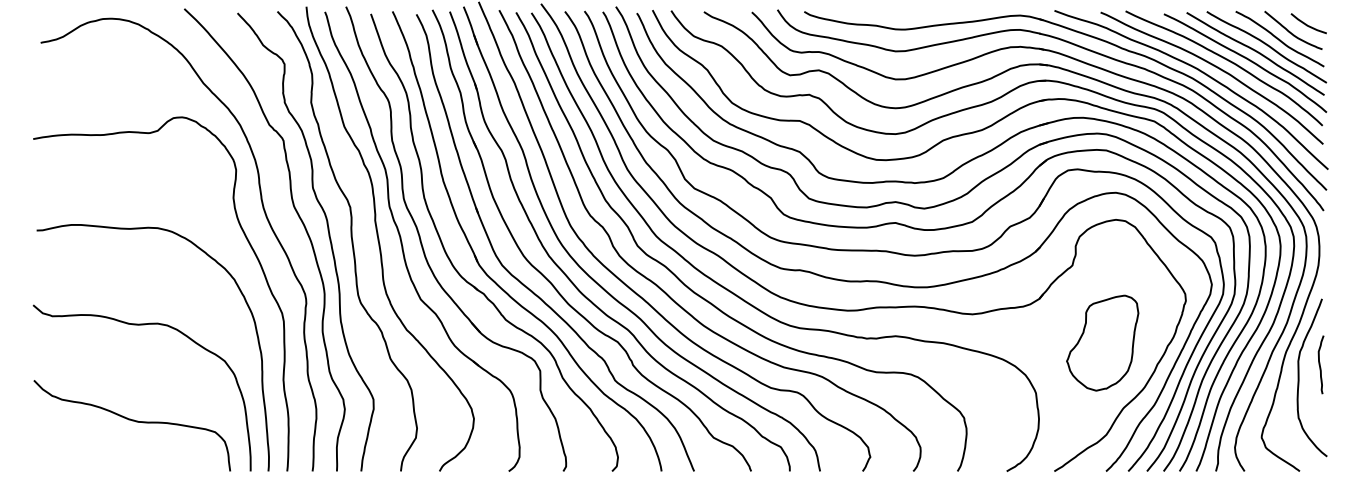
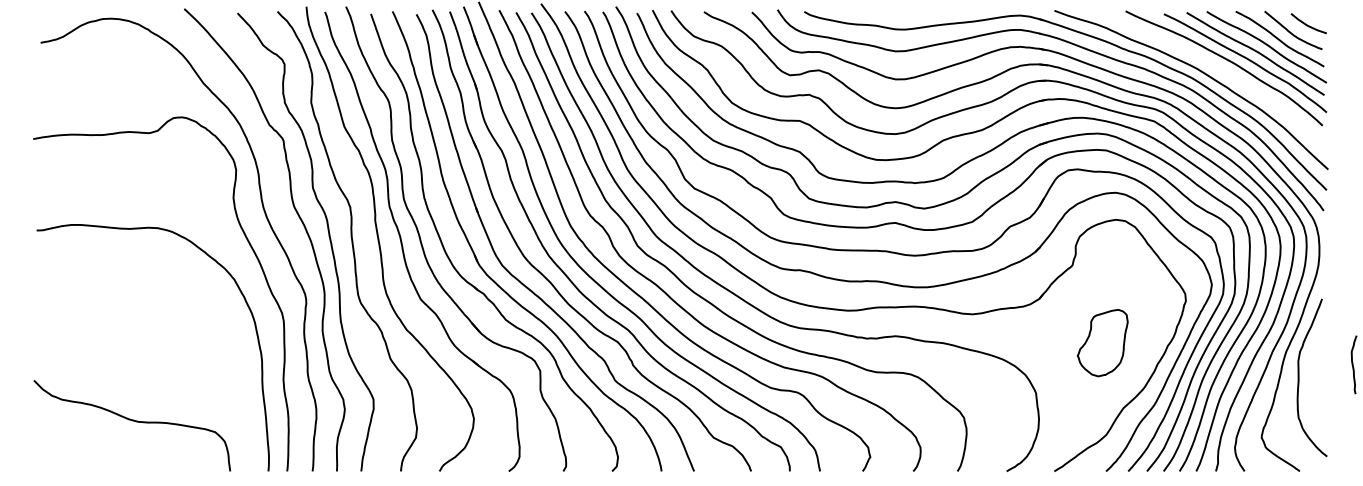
curve: present -> none (1218, 69)
curve: present -> none (141, 325)
part size: 74x98 px -> 53x69 px (1102, 343)
curve position: (1320, 364) -> (1353, 364) (1353, 364)
